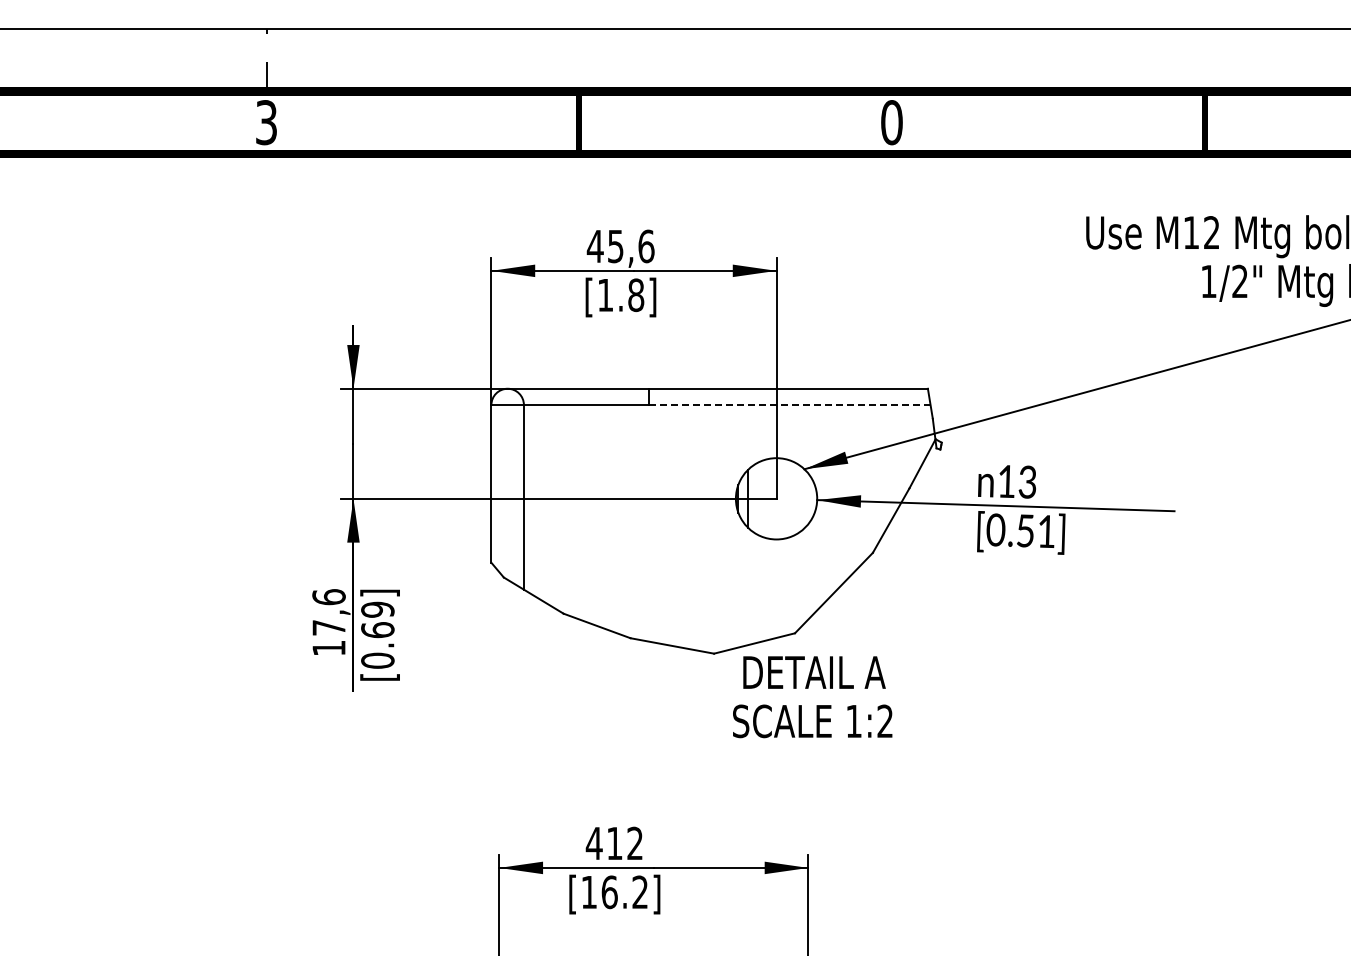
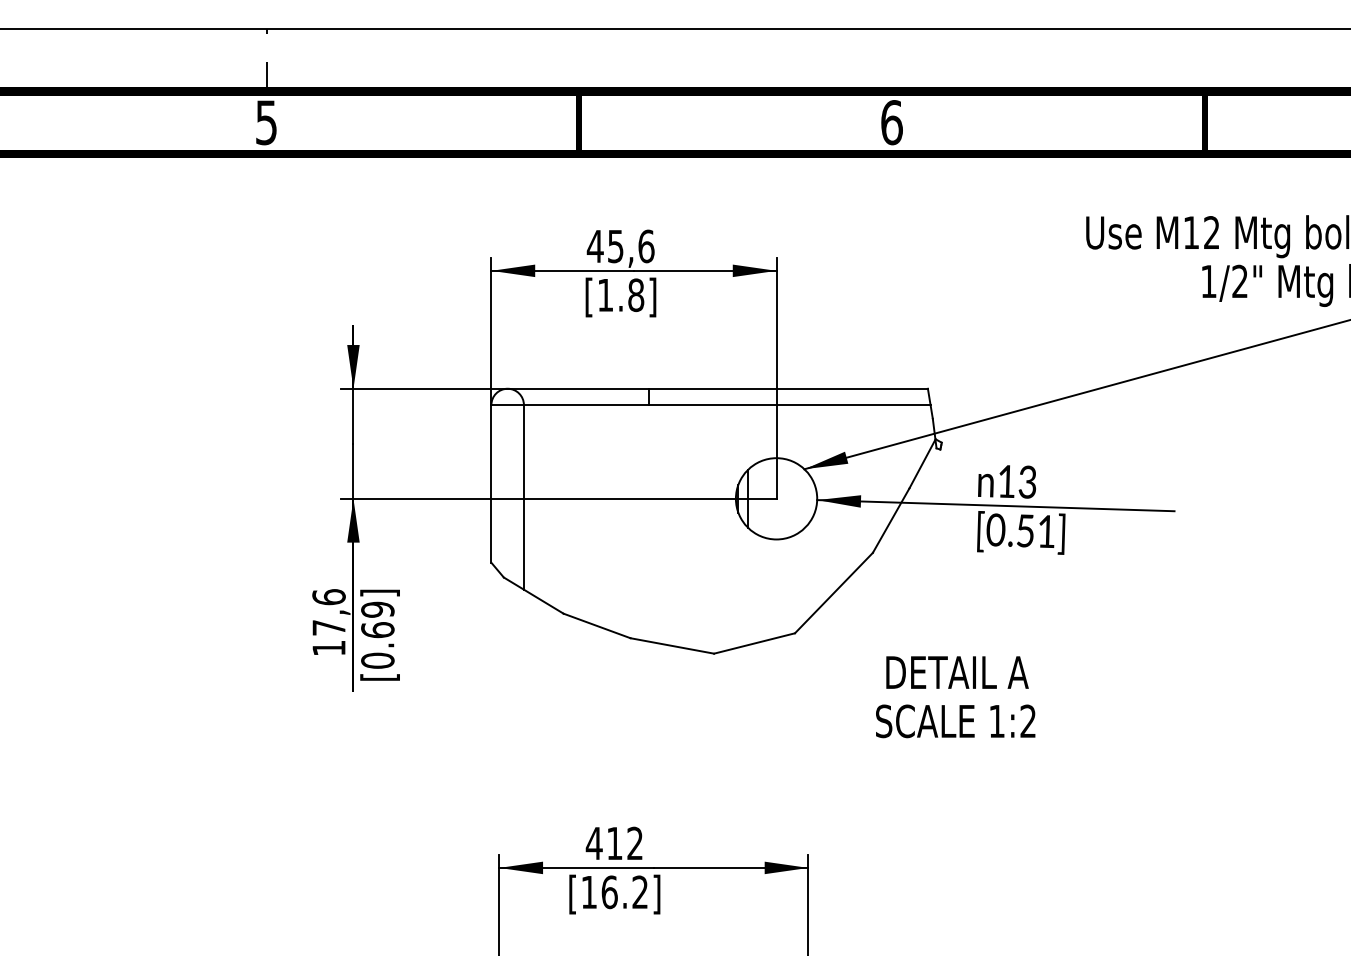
text: 3 -> 5 (266, 122)
text: 0 -> 6 (891, 122)
line: dashed -> solid (789, 405)
text position: (812, 697) -> (955, 697) (955, 697)
